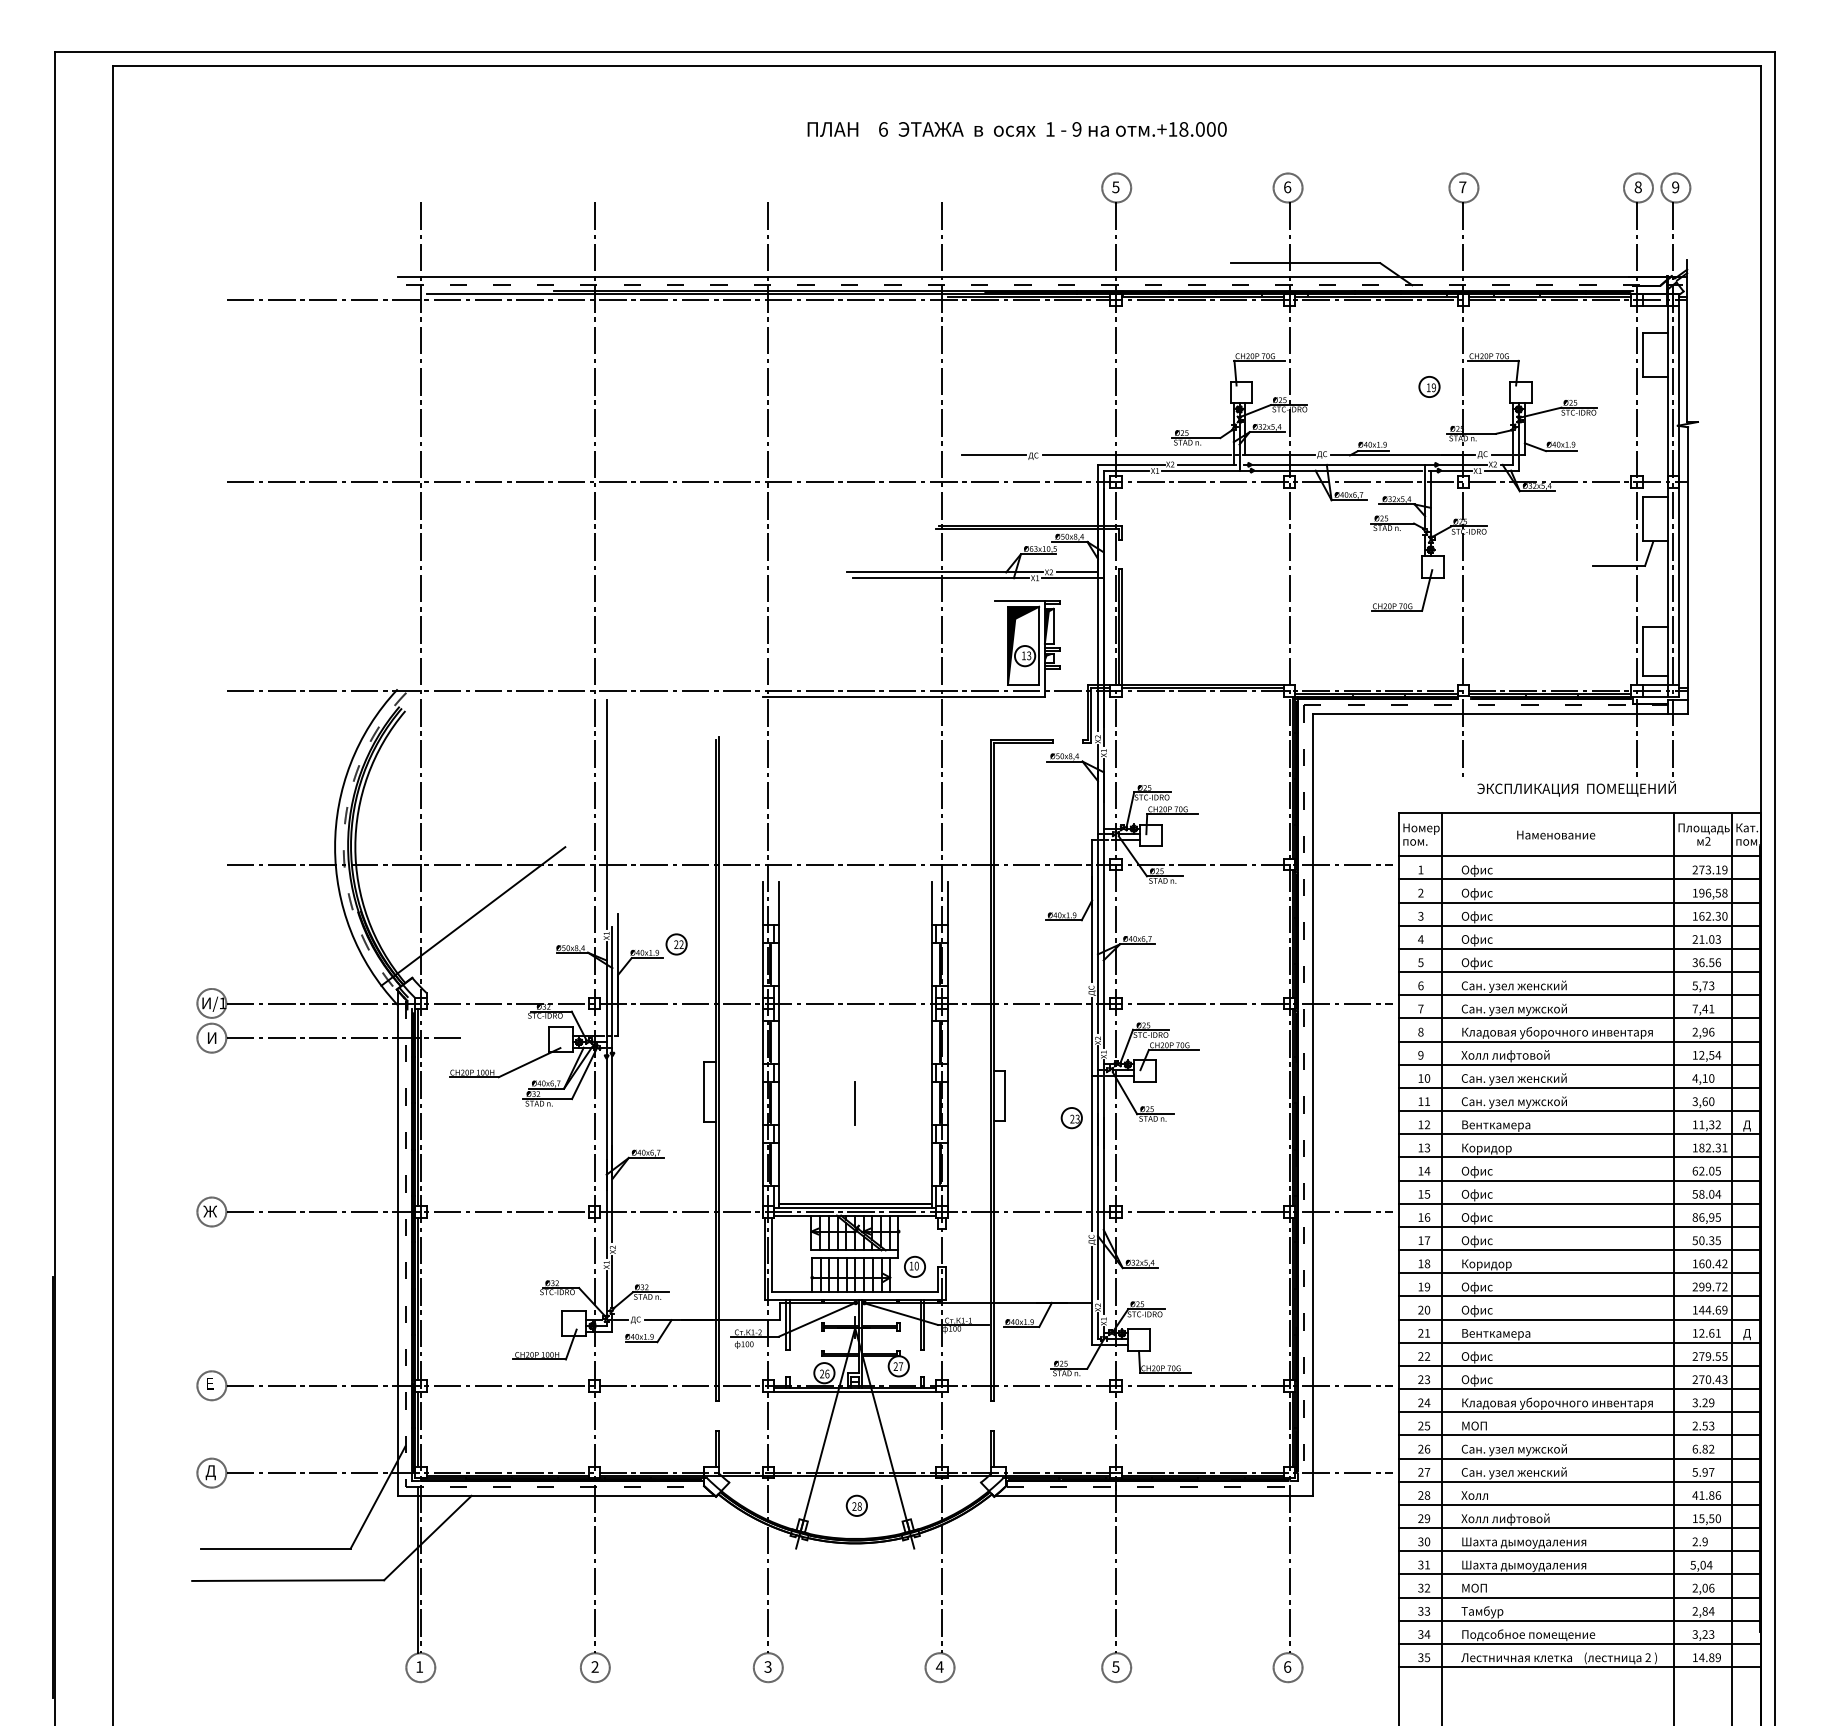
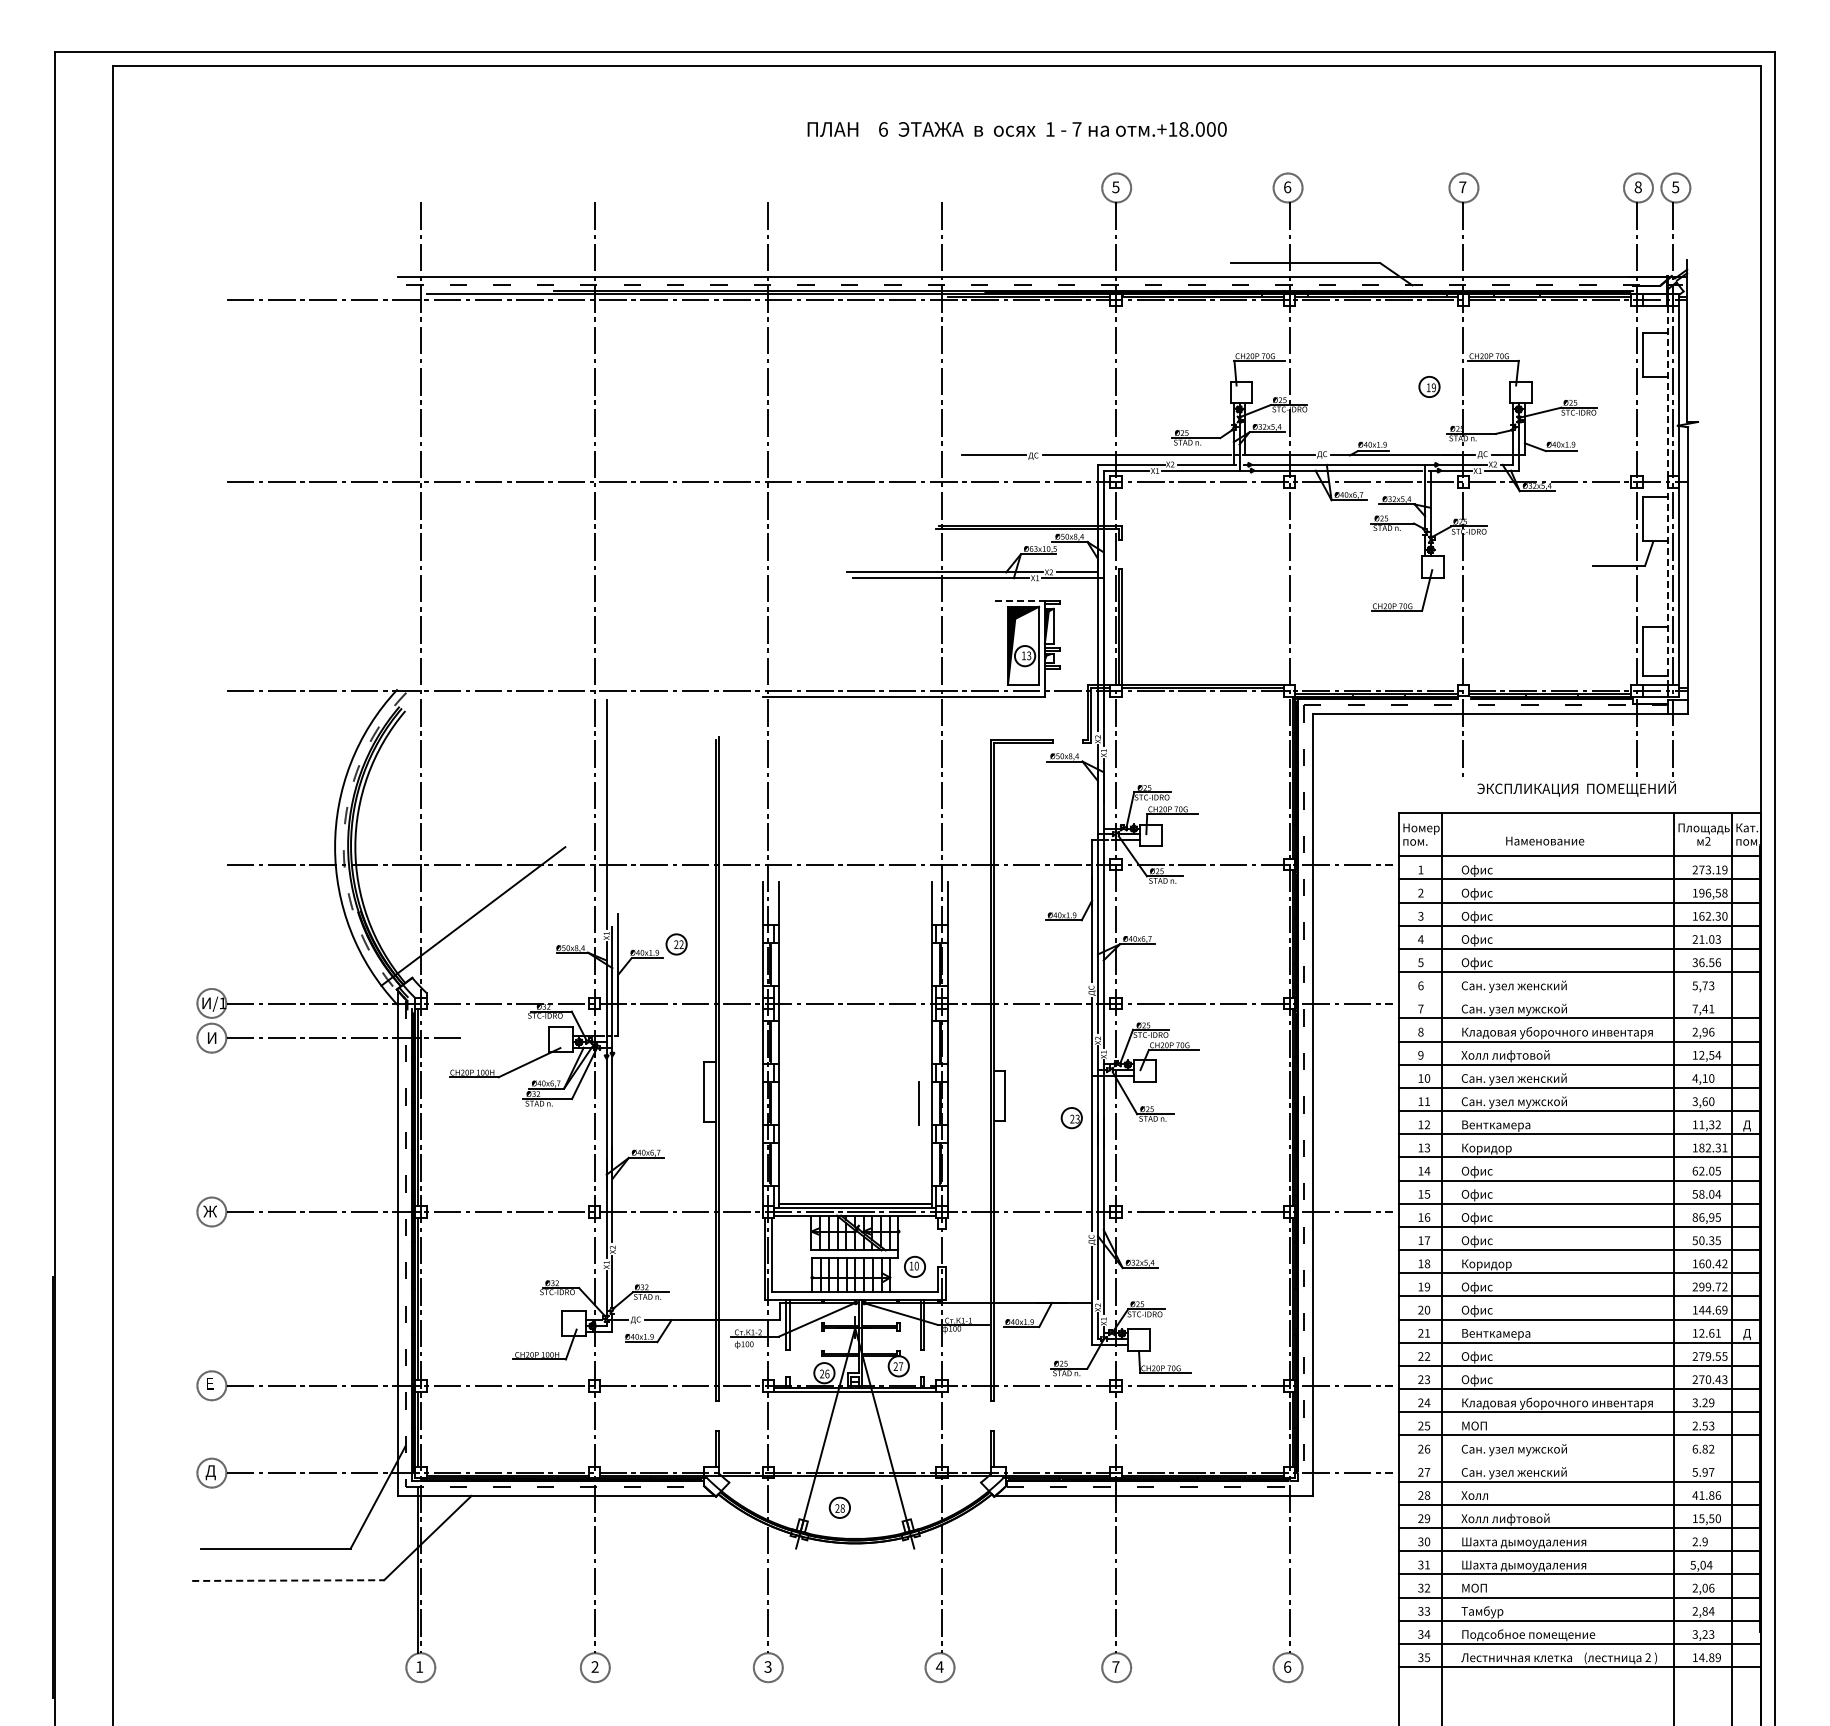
text: 9 -> 7 (1076, 129)
text: 9 -> 5 (1675, 187)
line: solid -> dashed (1667, 495)
line: solid -> dashed (1019, 600)
text position: (1556, 834) -> (1545, 840) (1545, 840)
line: present -> none (1579, 995)
line position: (854, 1103) -> (918, 1103) (918, 1103)
line: present -> none (1579, 1458)
part position: (856, 1505) -> (839, 1507) (839, 1507)
line: solid -> dashed (288, 1580)
text: 5 -> 7 (1115, 1666)
